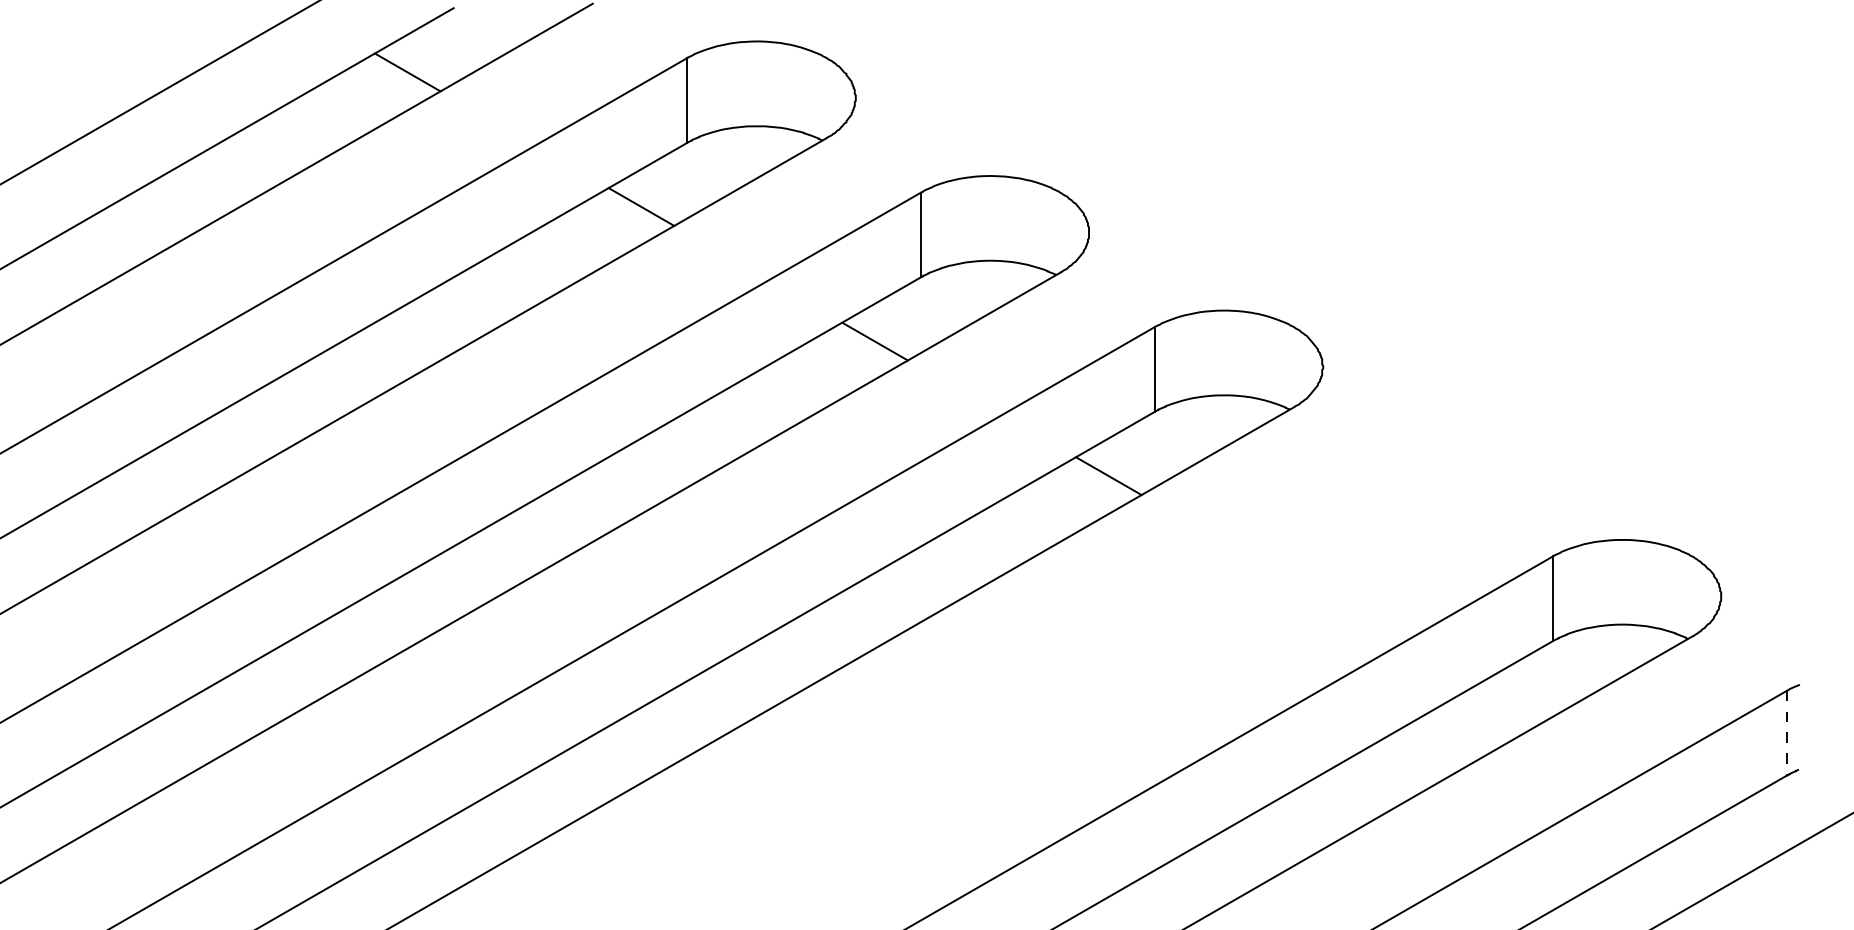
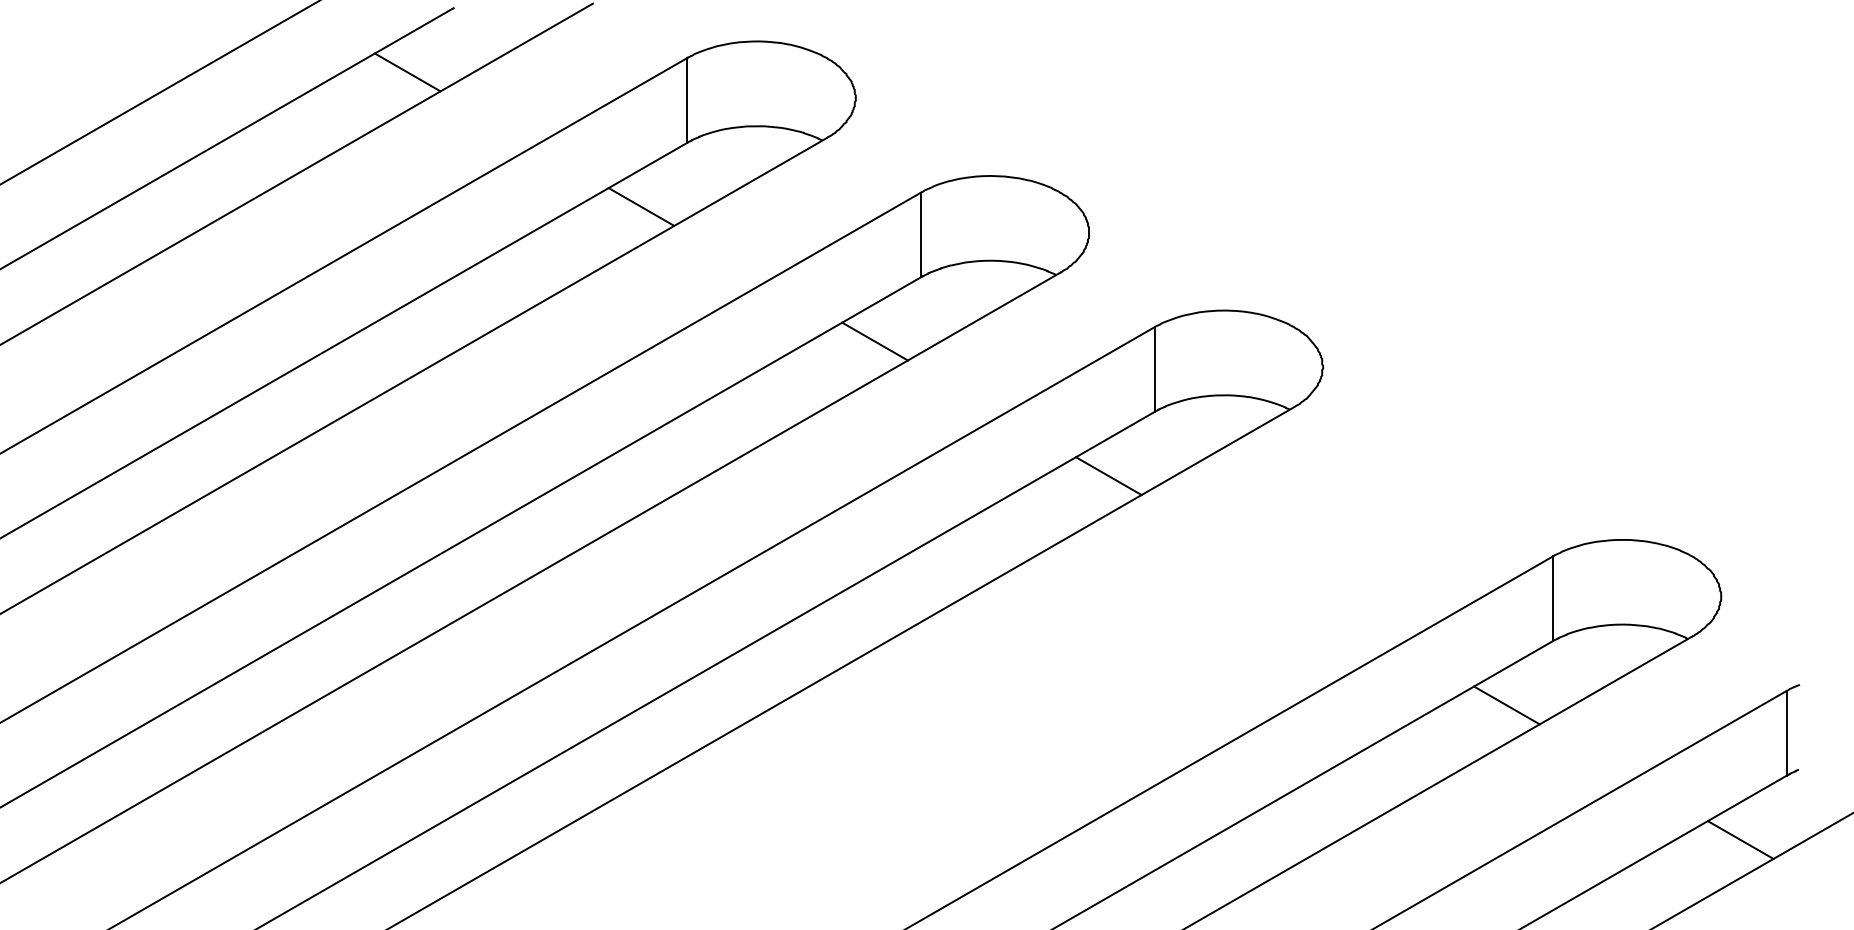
line: none -> present (1506, 705)
line: dashed -> solid (1786, 733)
line: none -> present (1740, 839)
